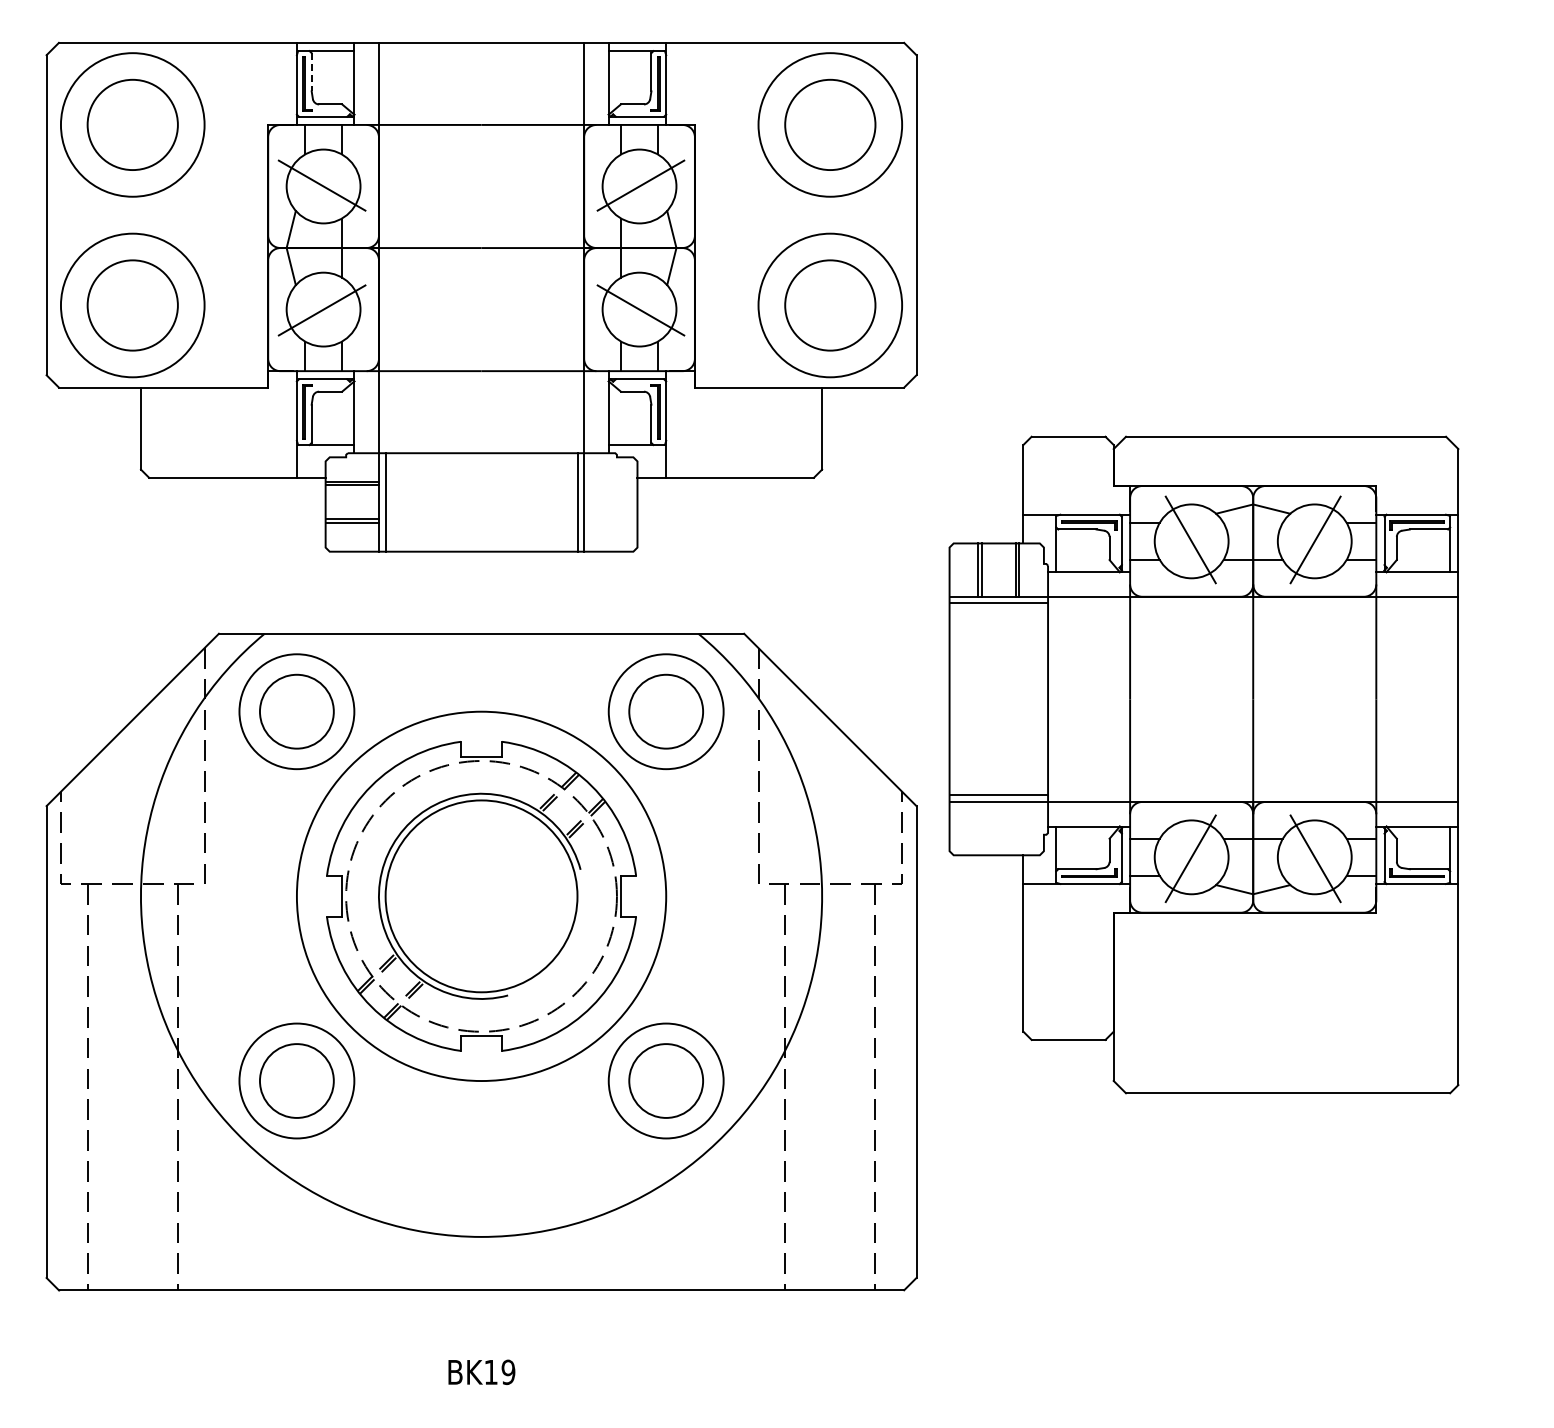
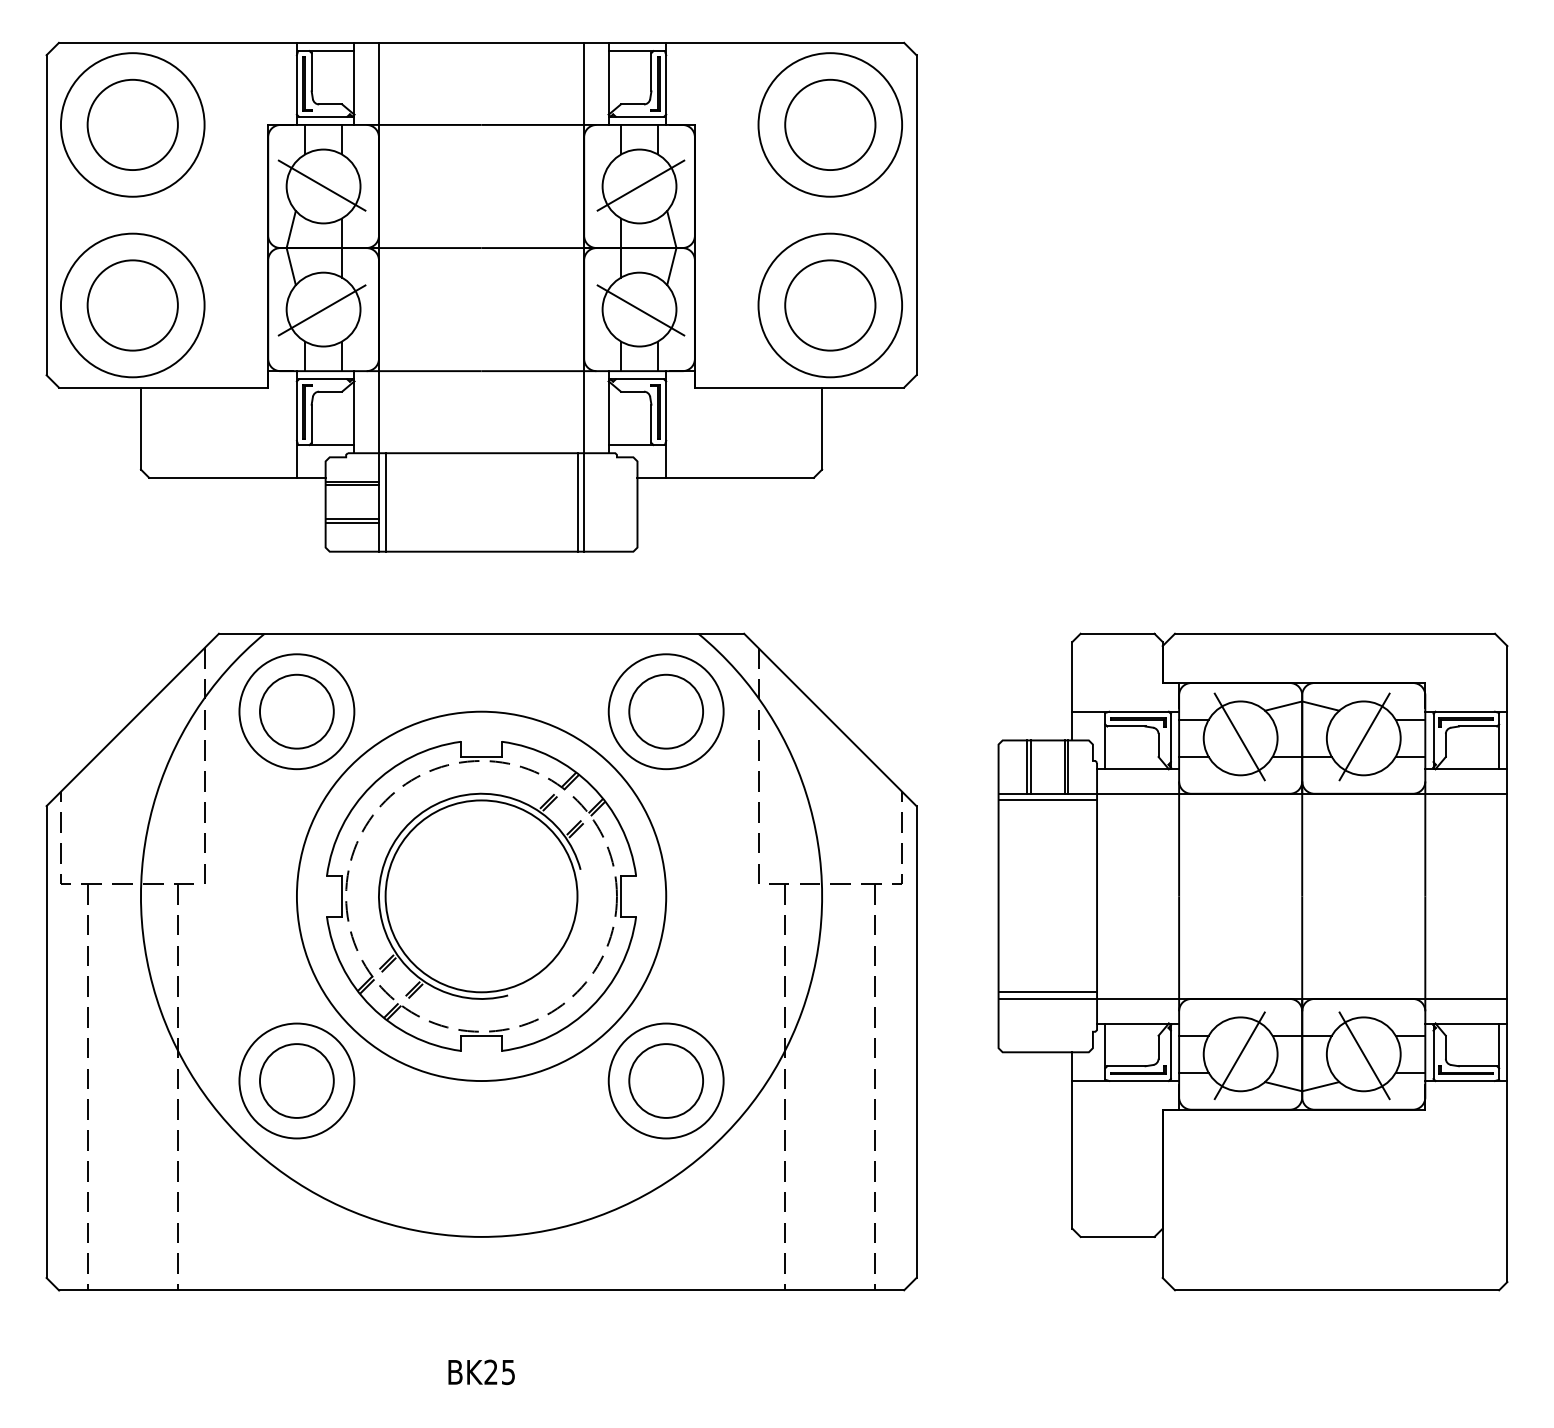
line: dashed -> solid (311, 72)
part position: (1203, 764) -> (1252, 961) (1252, 961)
text: BK19 -> BK25 (499, 1371)
